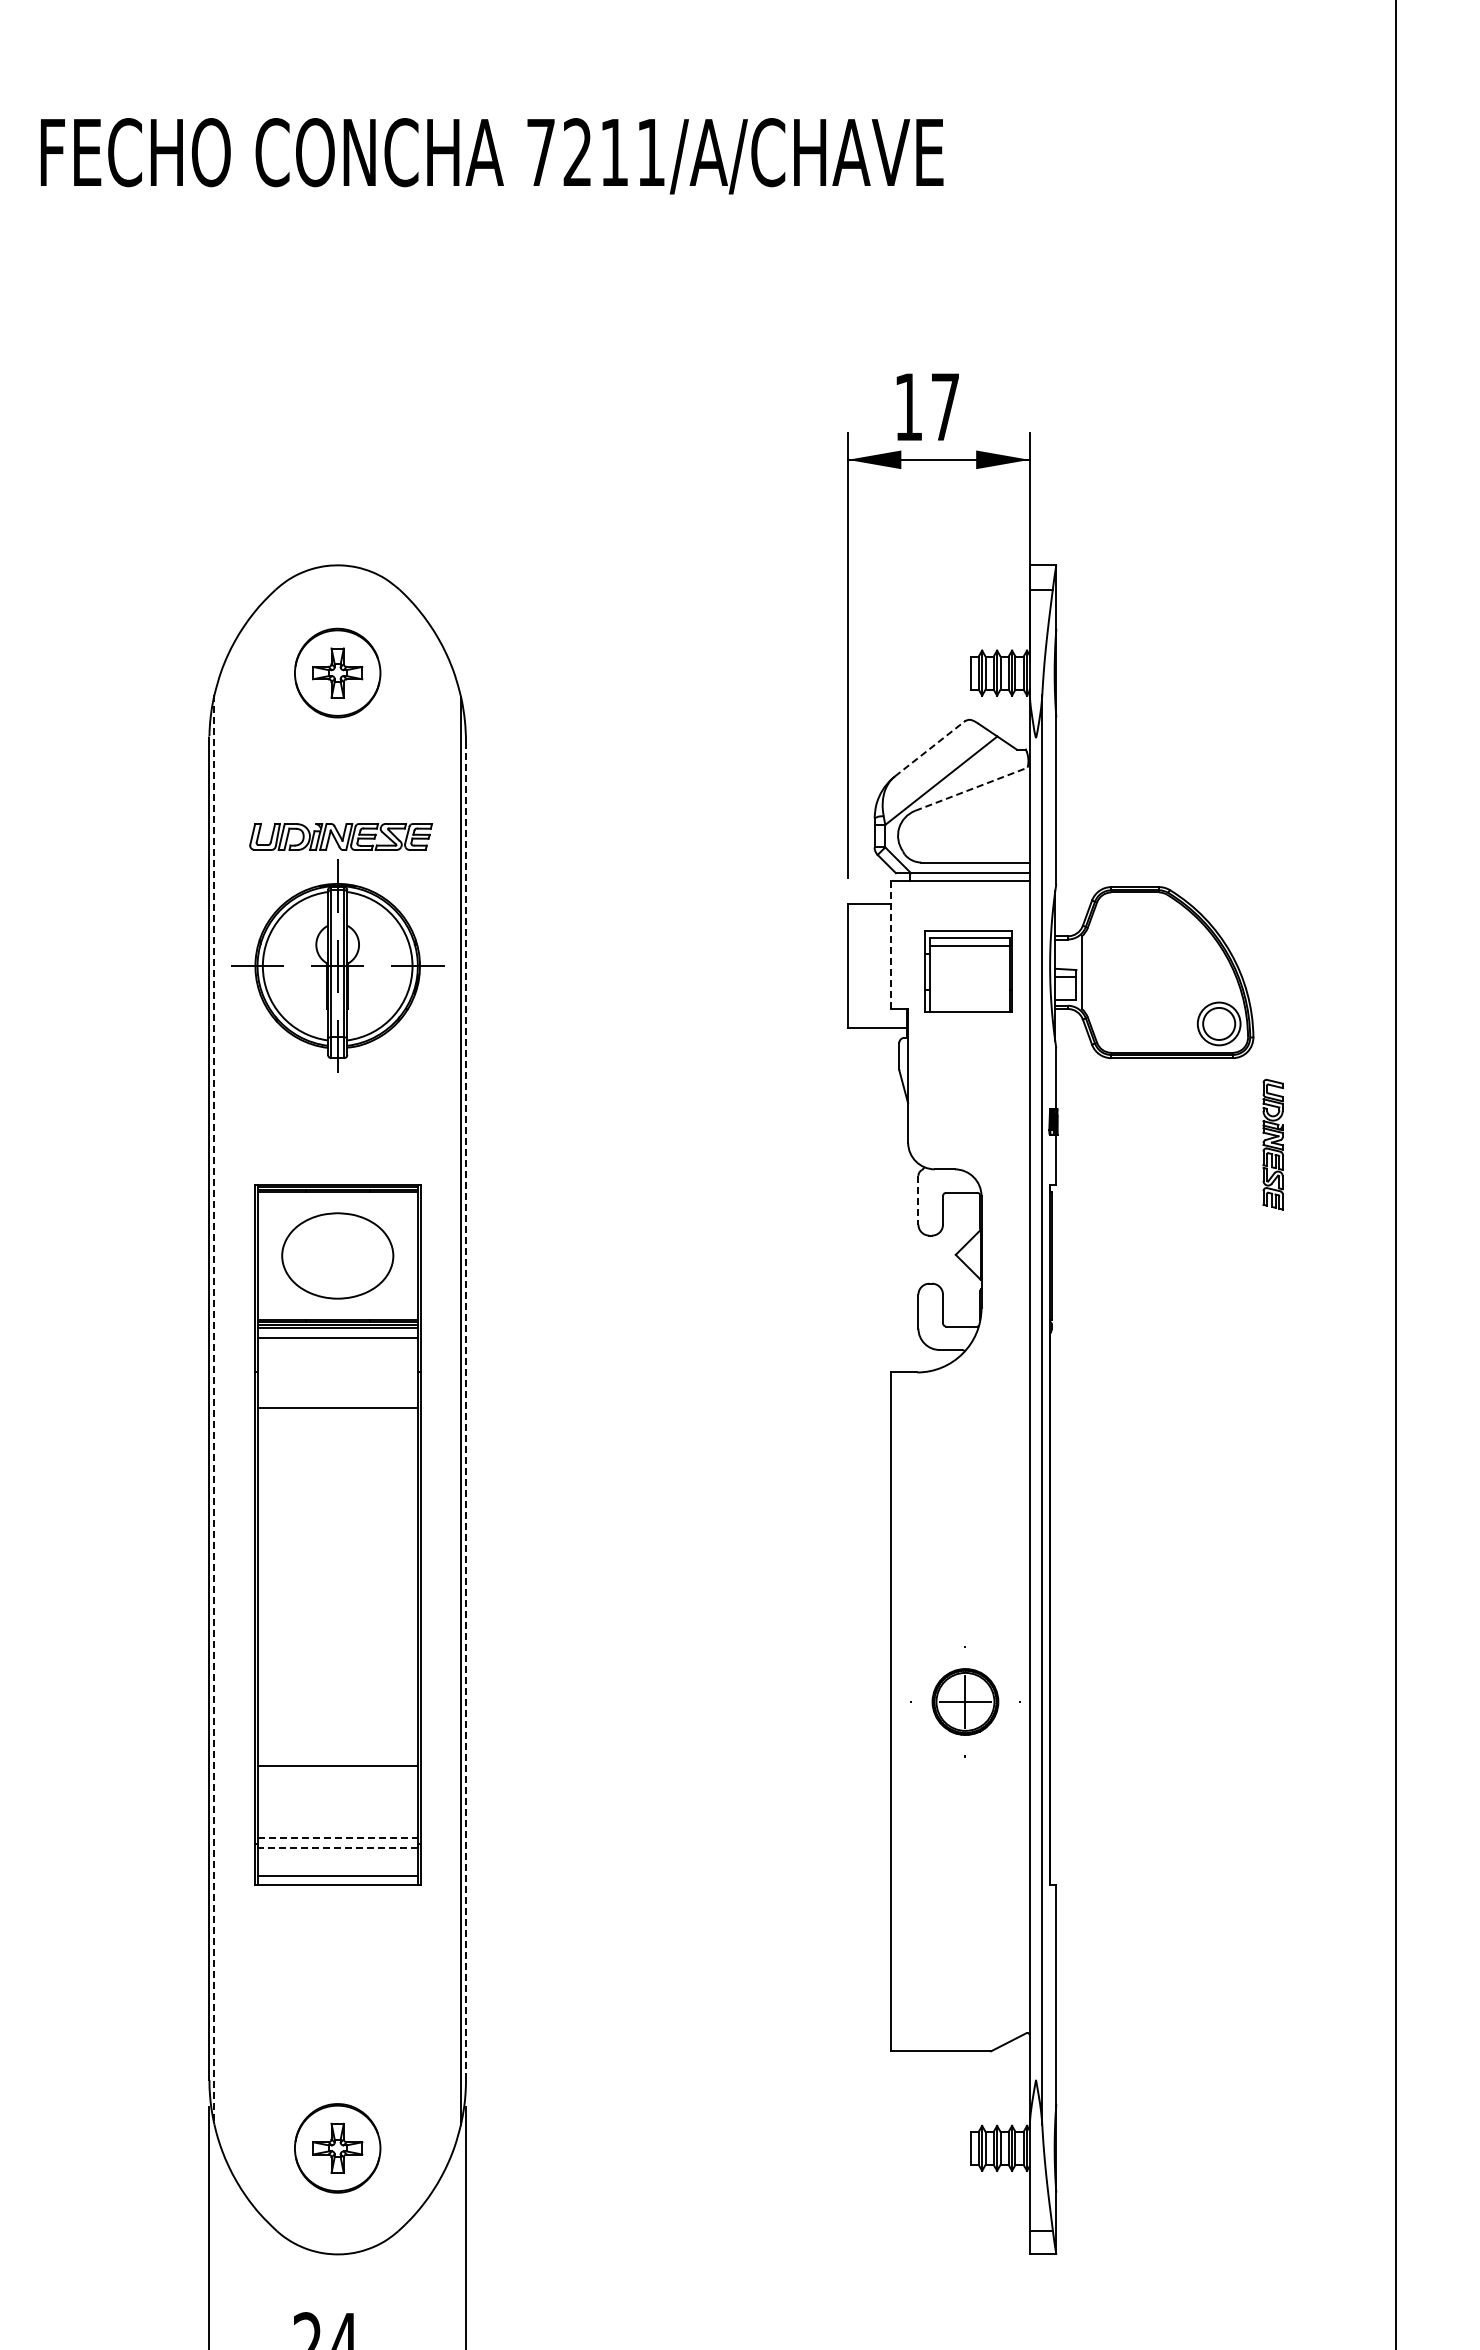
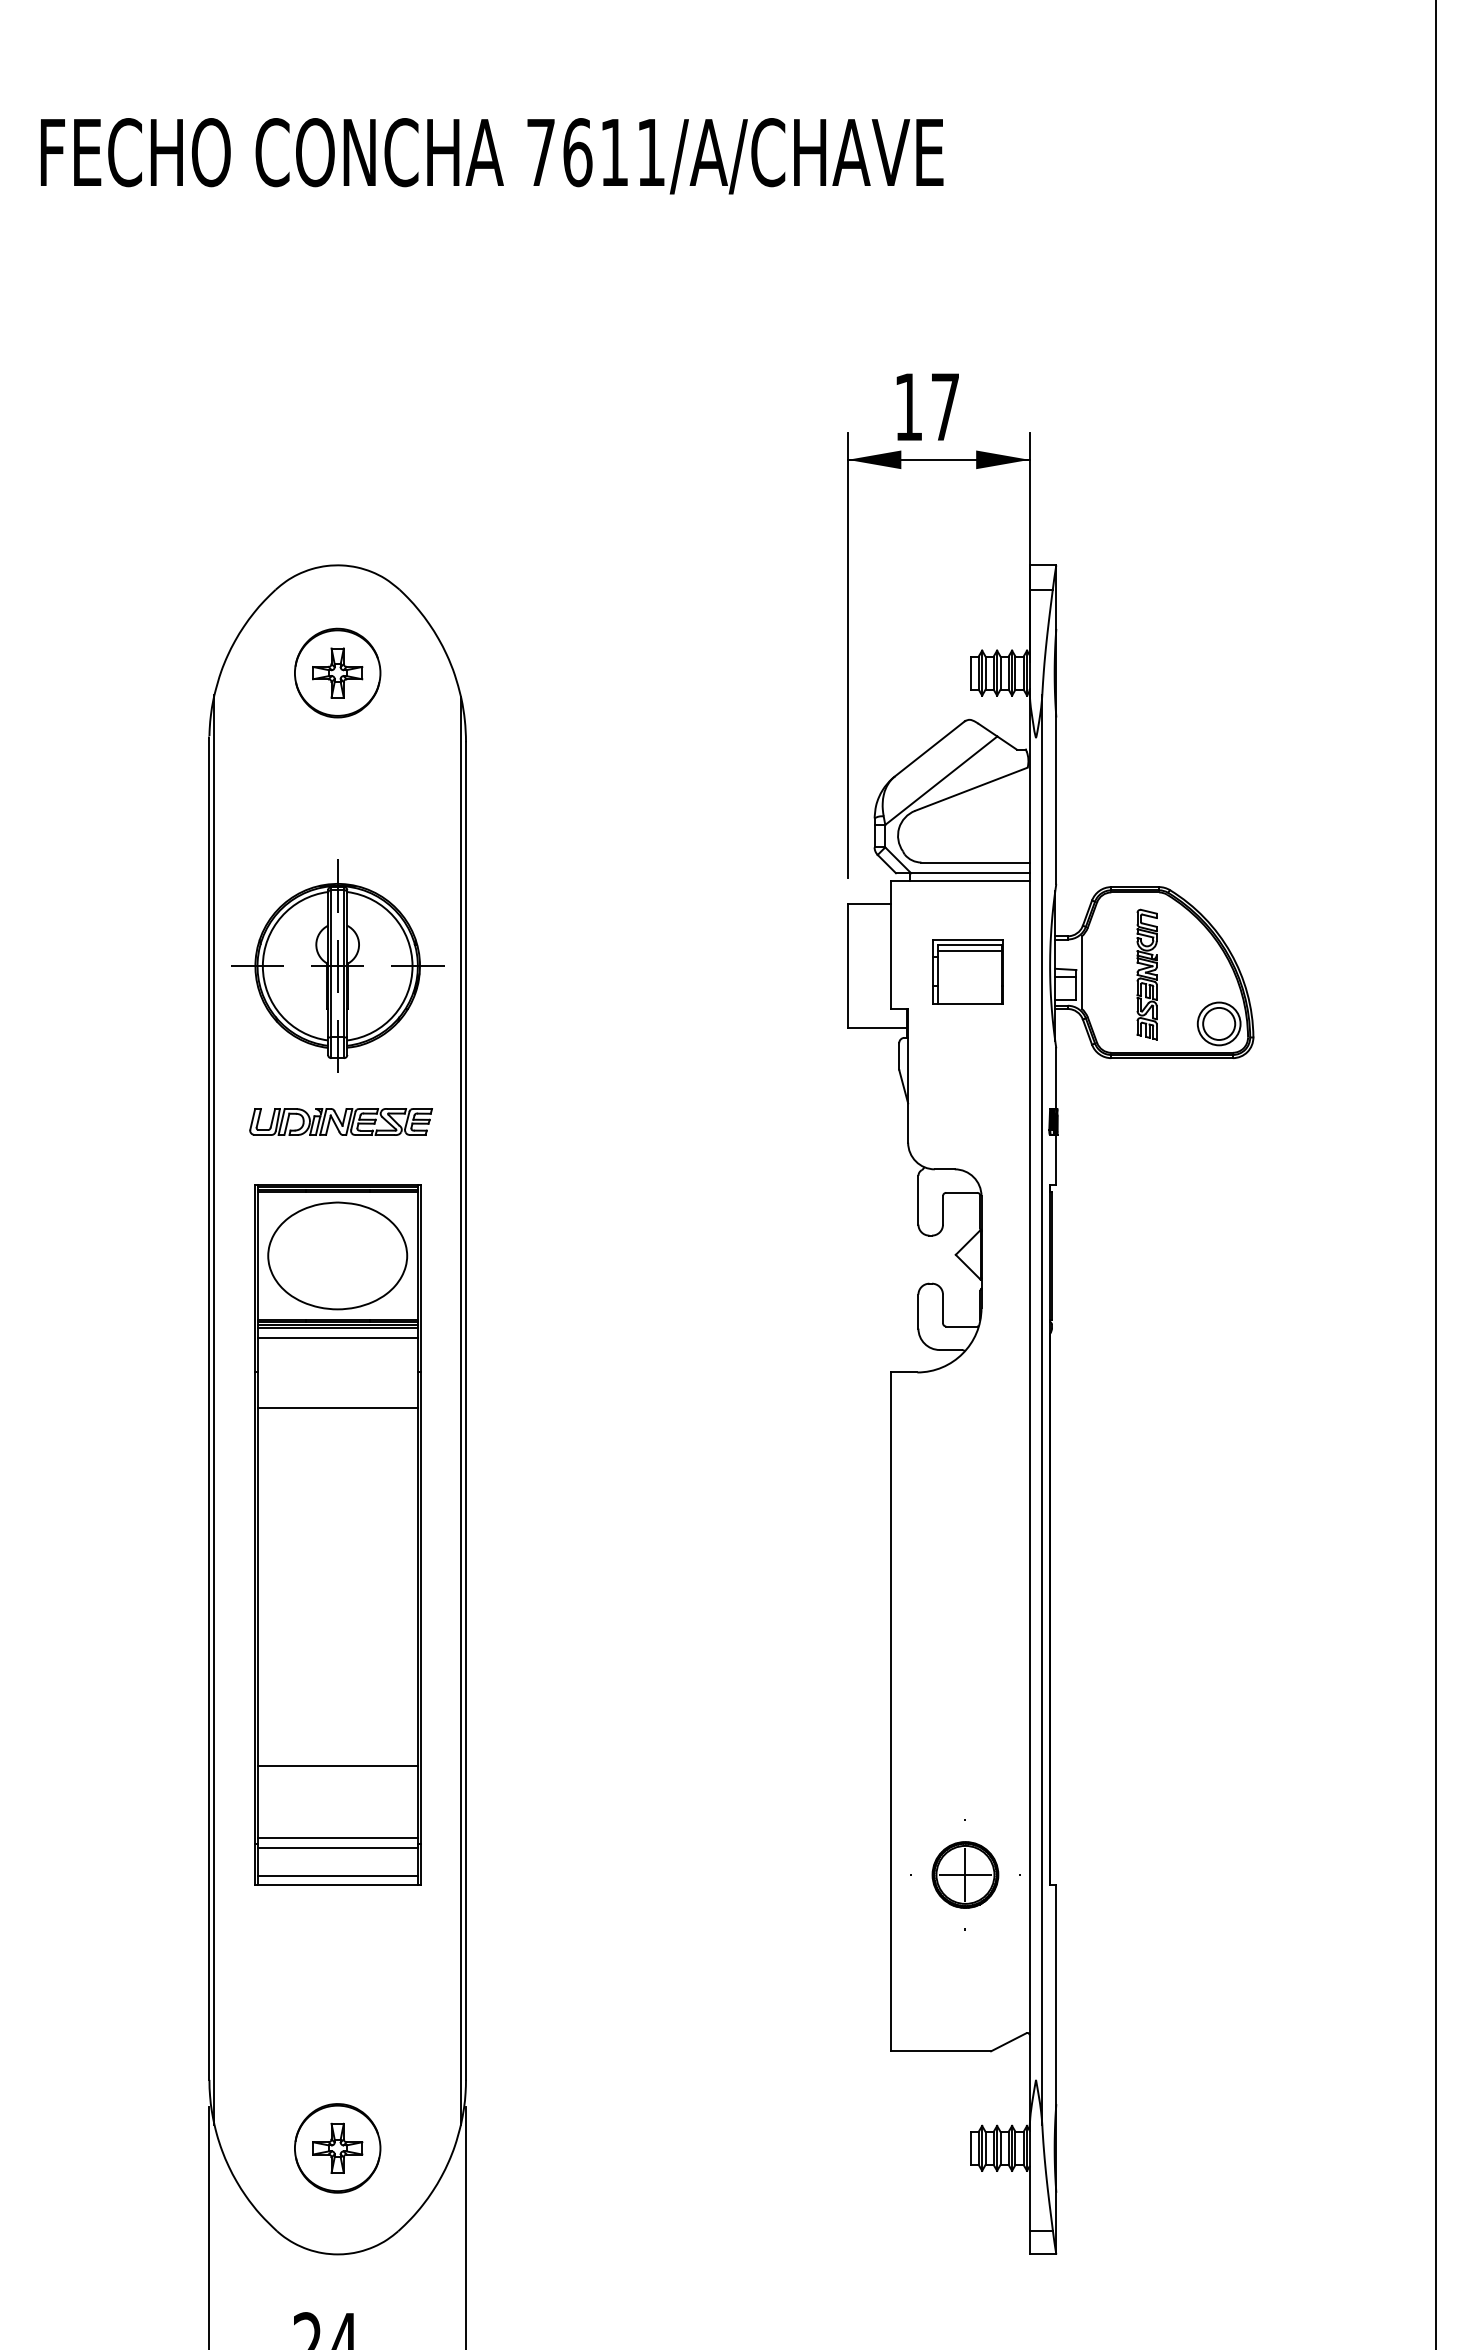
text: 7211/A/CHAVE -> 7611/A/CHAVE (577, 152)
line: dashed -> solid (929, 748)
line: dashed -> solid (971, 789)
part position: (340, 836) -> (340, 1121) (340, 1121)
line: dashed -> solid (890, 945)
part size: 89x83 px -> 72x66 px (967, 971)
part position: (1272, 1144) -> (1146, 974) (1146, 974)
line position: (1395, 1174) -> (1435, 1174) (1435, 1174)
line: dashed -> solid (918, 1200)
part size: 114x88 px -> 142x110 px (337, 1255)
line: dashed -> solid (214, 1409)
line: dashed -> solid (466, 1411)
part position: (965, 1701) -> (965, 1874) (965, 1874)
line: dashed -> solid (338, 1837)
line: dashed -> solid (337, 1848)
